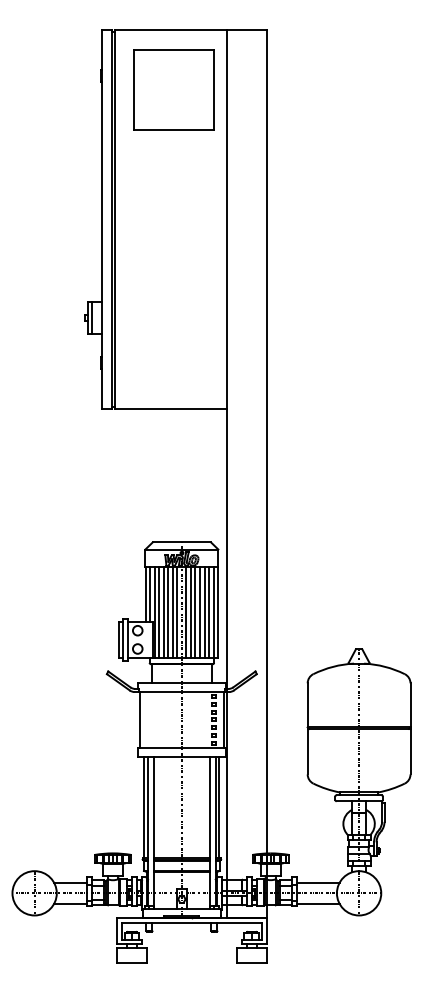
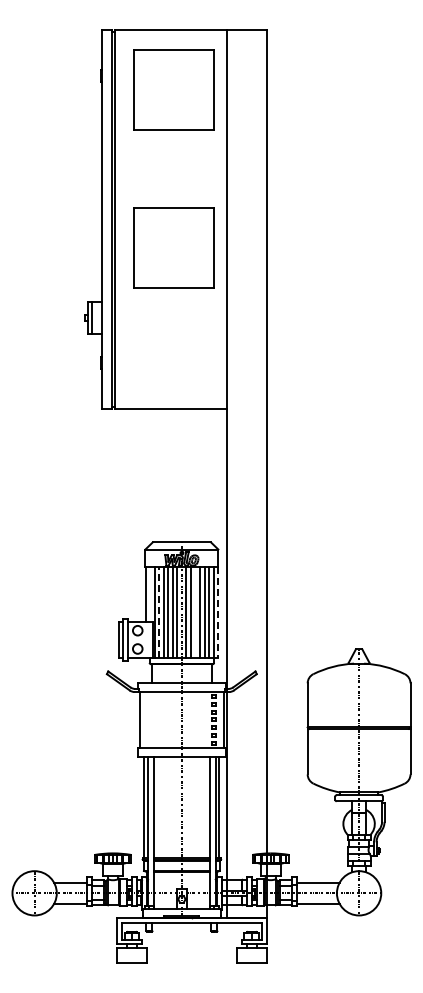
part: none -> present (173, 247)
line: present -> none (150, 593)
line: solid -> dashed (159, 612)
line: present -> none (195, 612)
line: solid -> dashed (218, 612)
